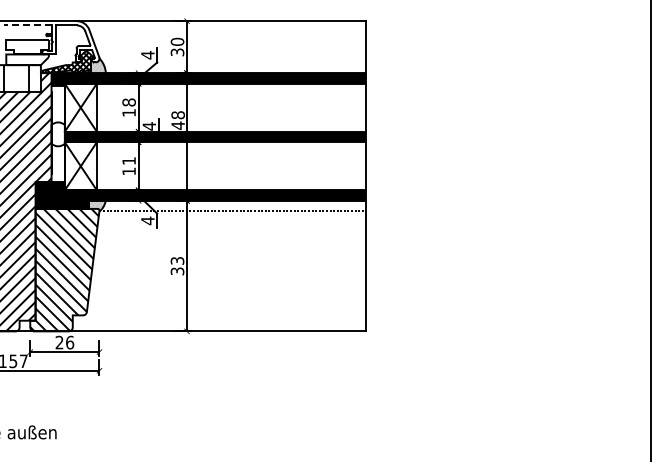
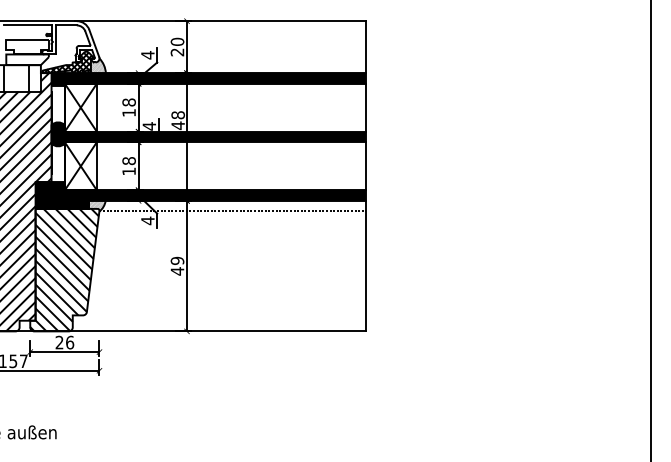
line: dashed -> solid (27, 25)
text: 30 -> 20 (177, 52)
fill: none -> present (57, 134)
text: 11 -> 18 (128, 161)
text: 33 -> 49 (177, 265)
